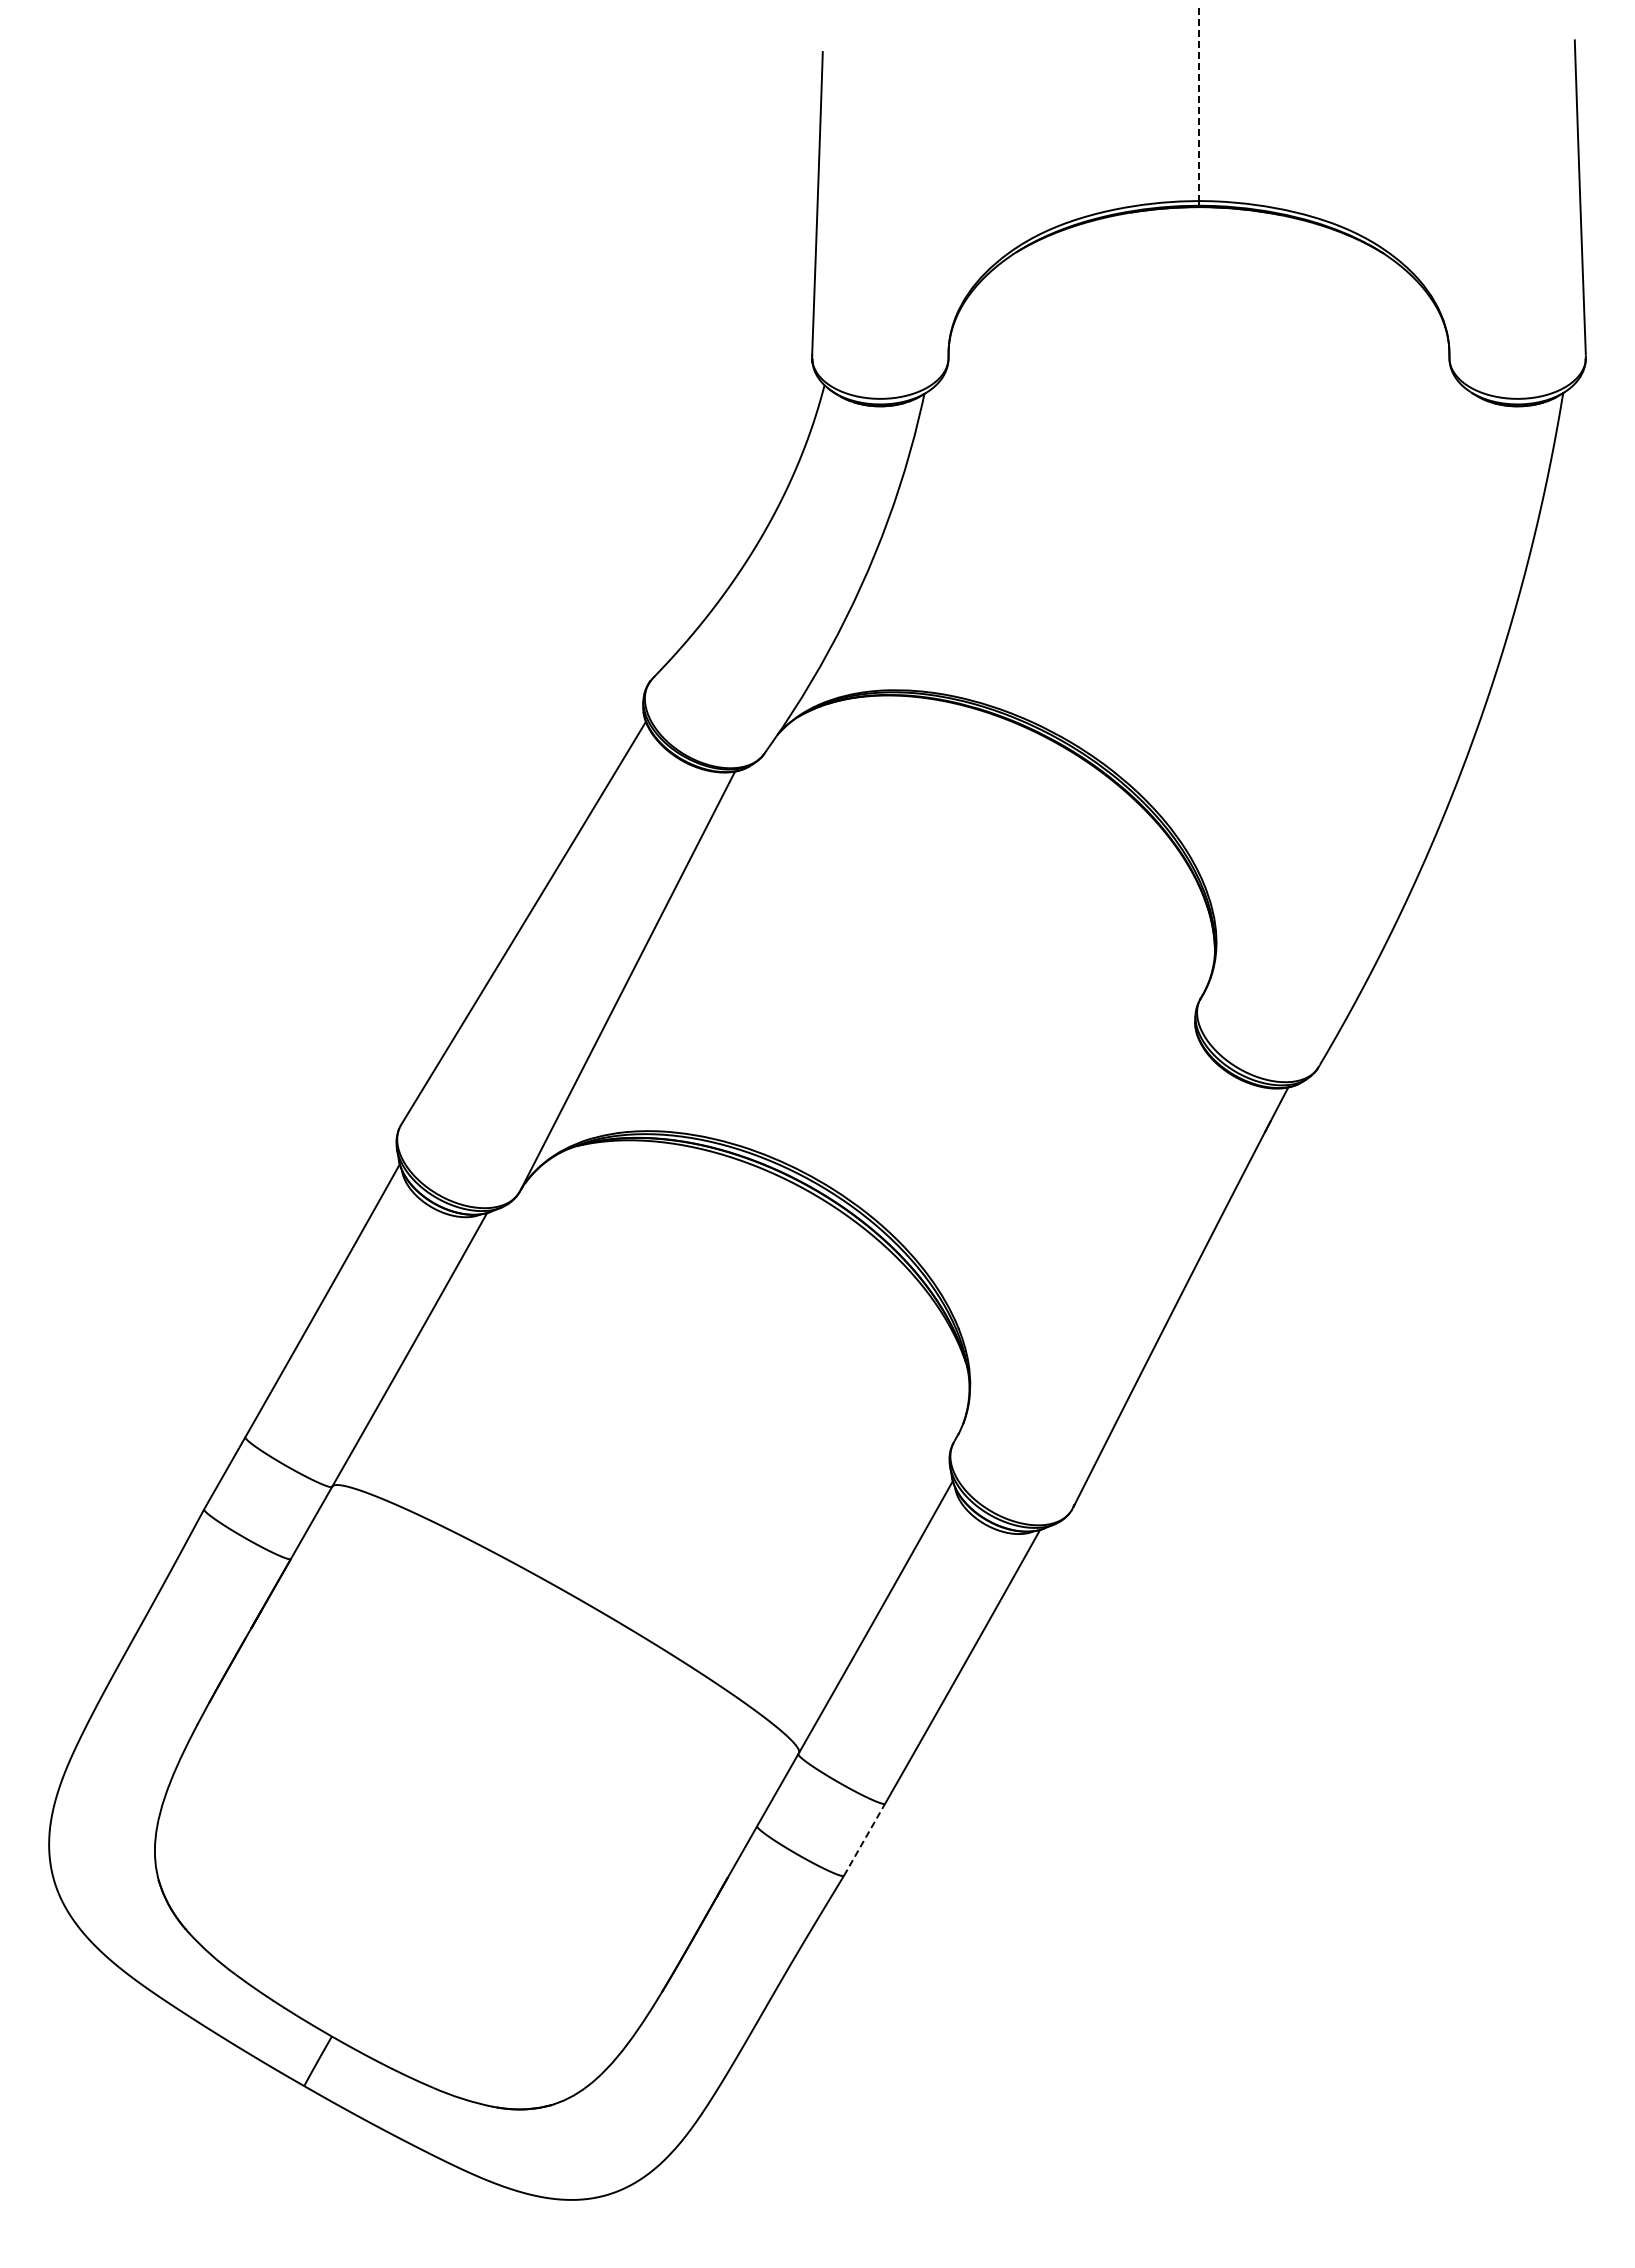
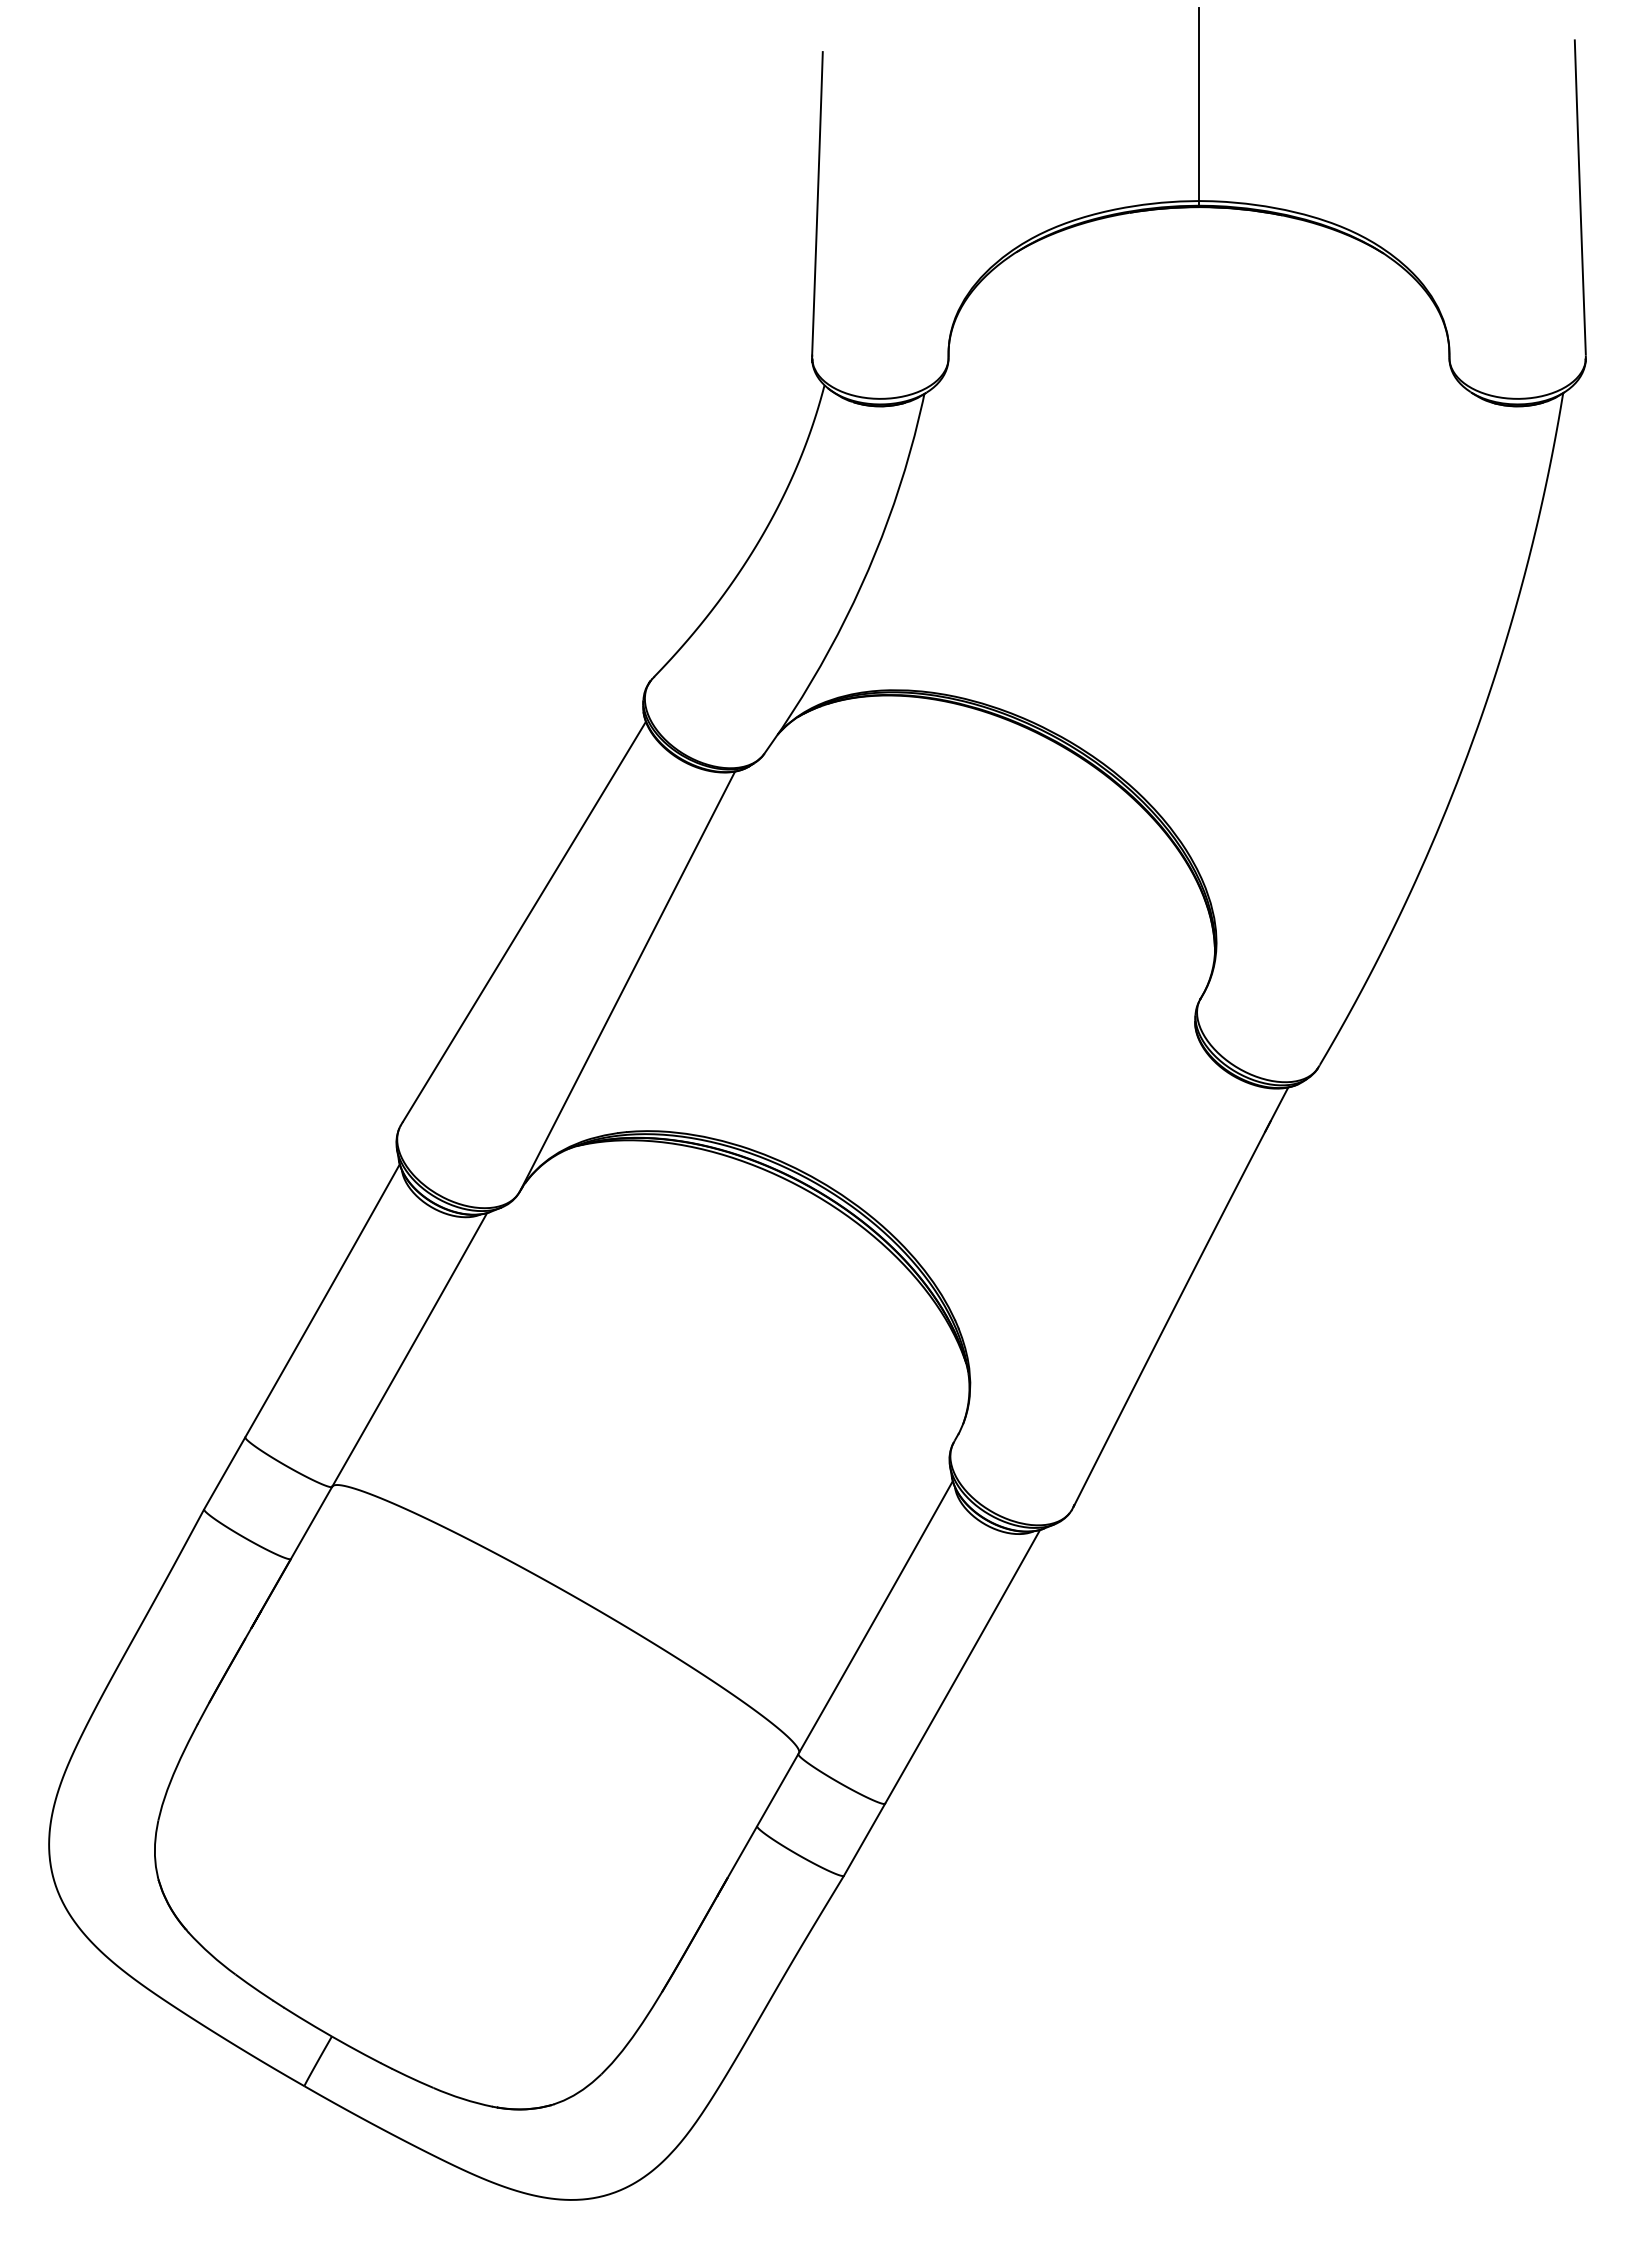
line: dashed -> solid (1199, 105)
line: dashed -> solid (864, 1839)
